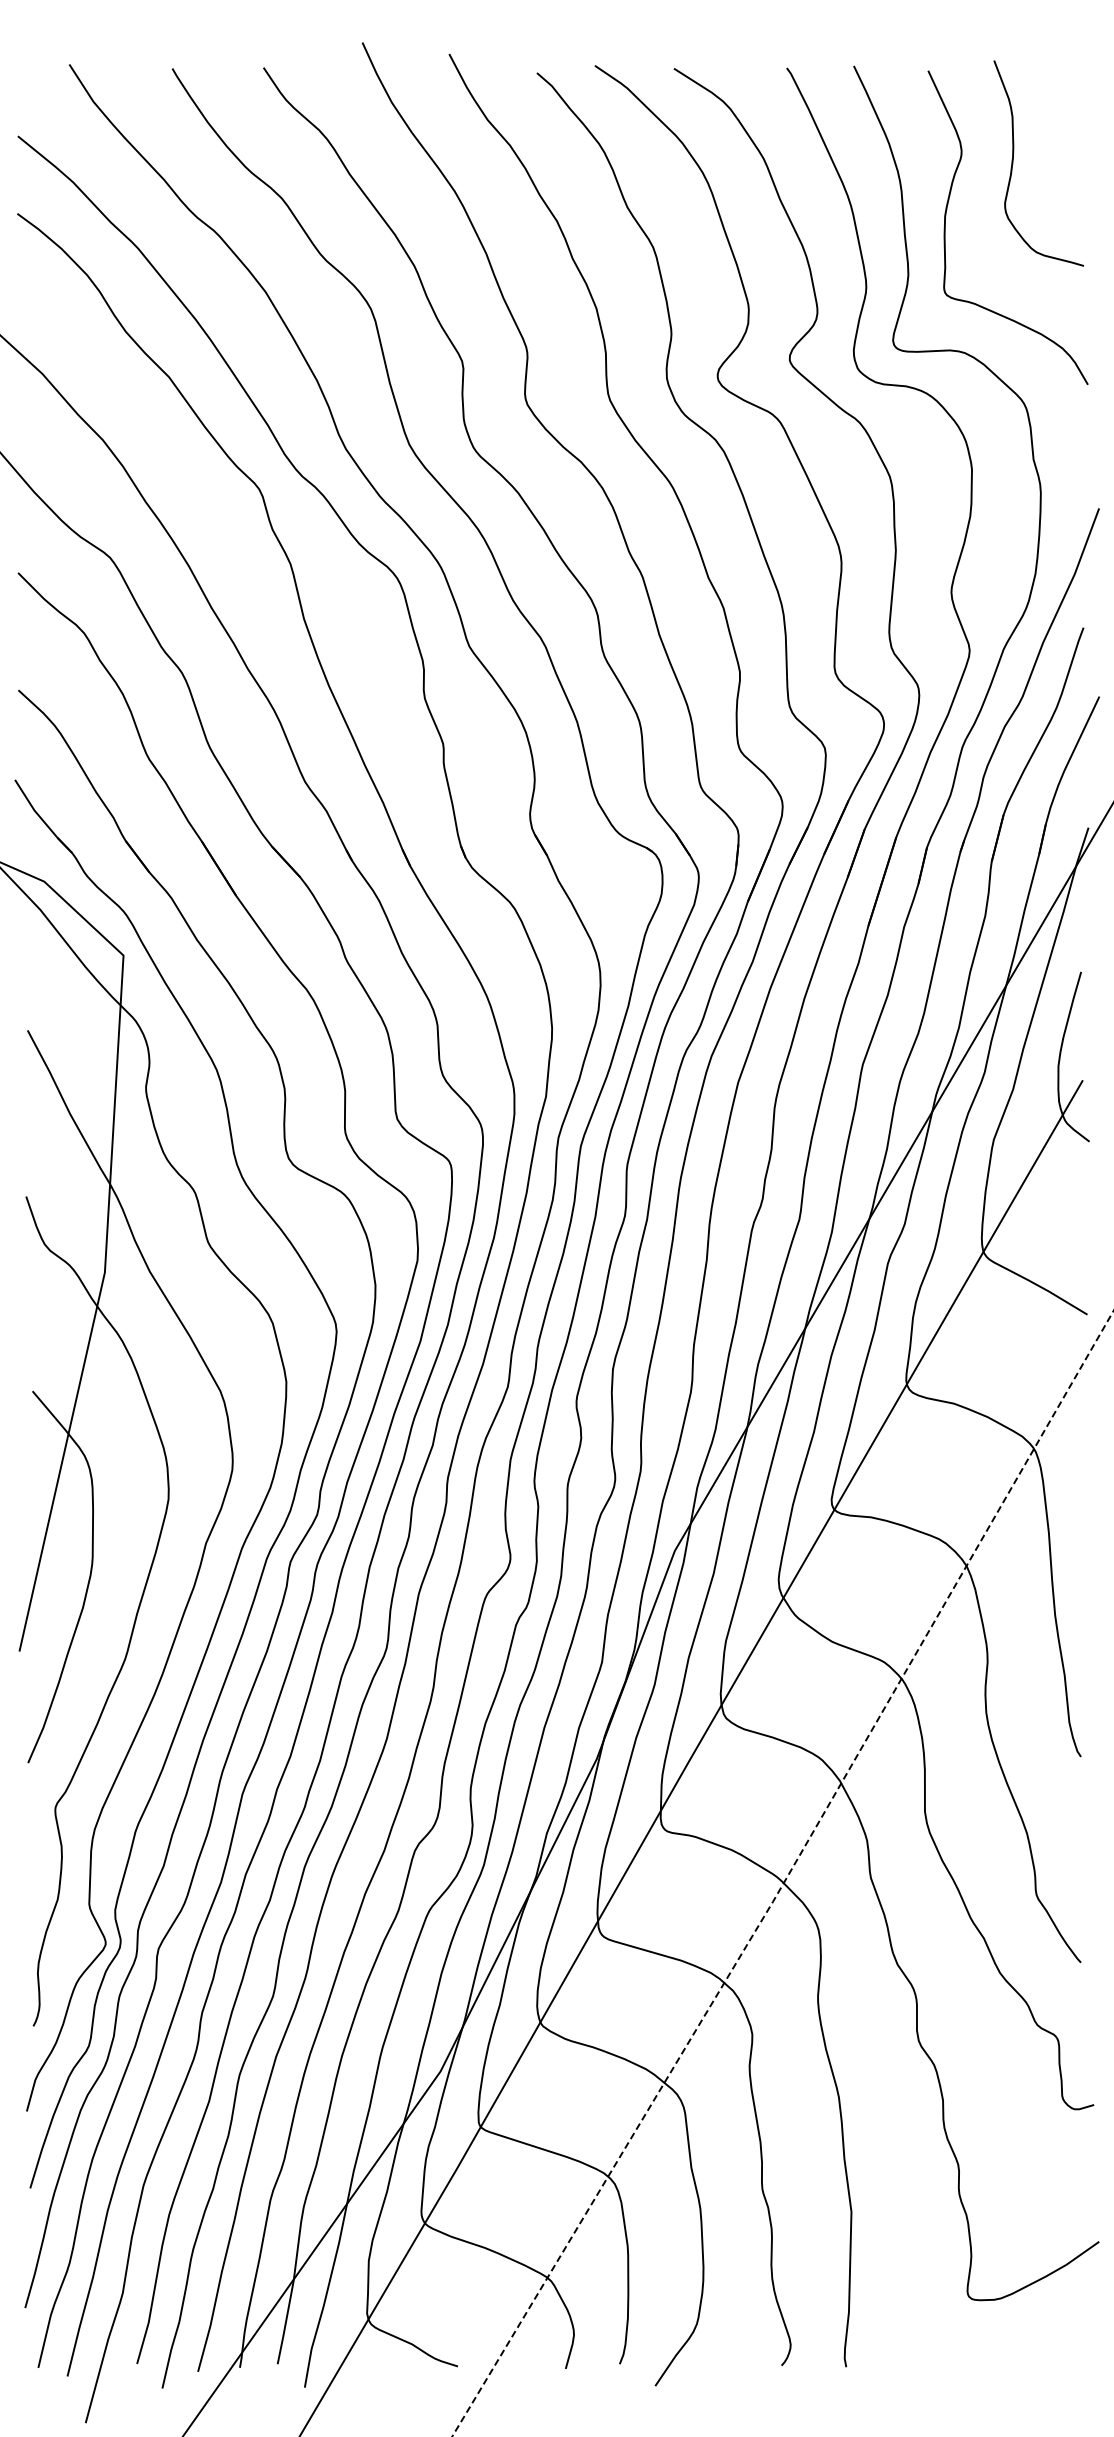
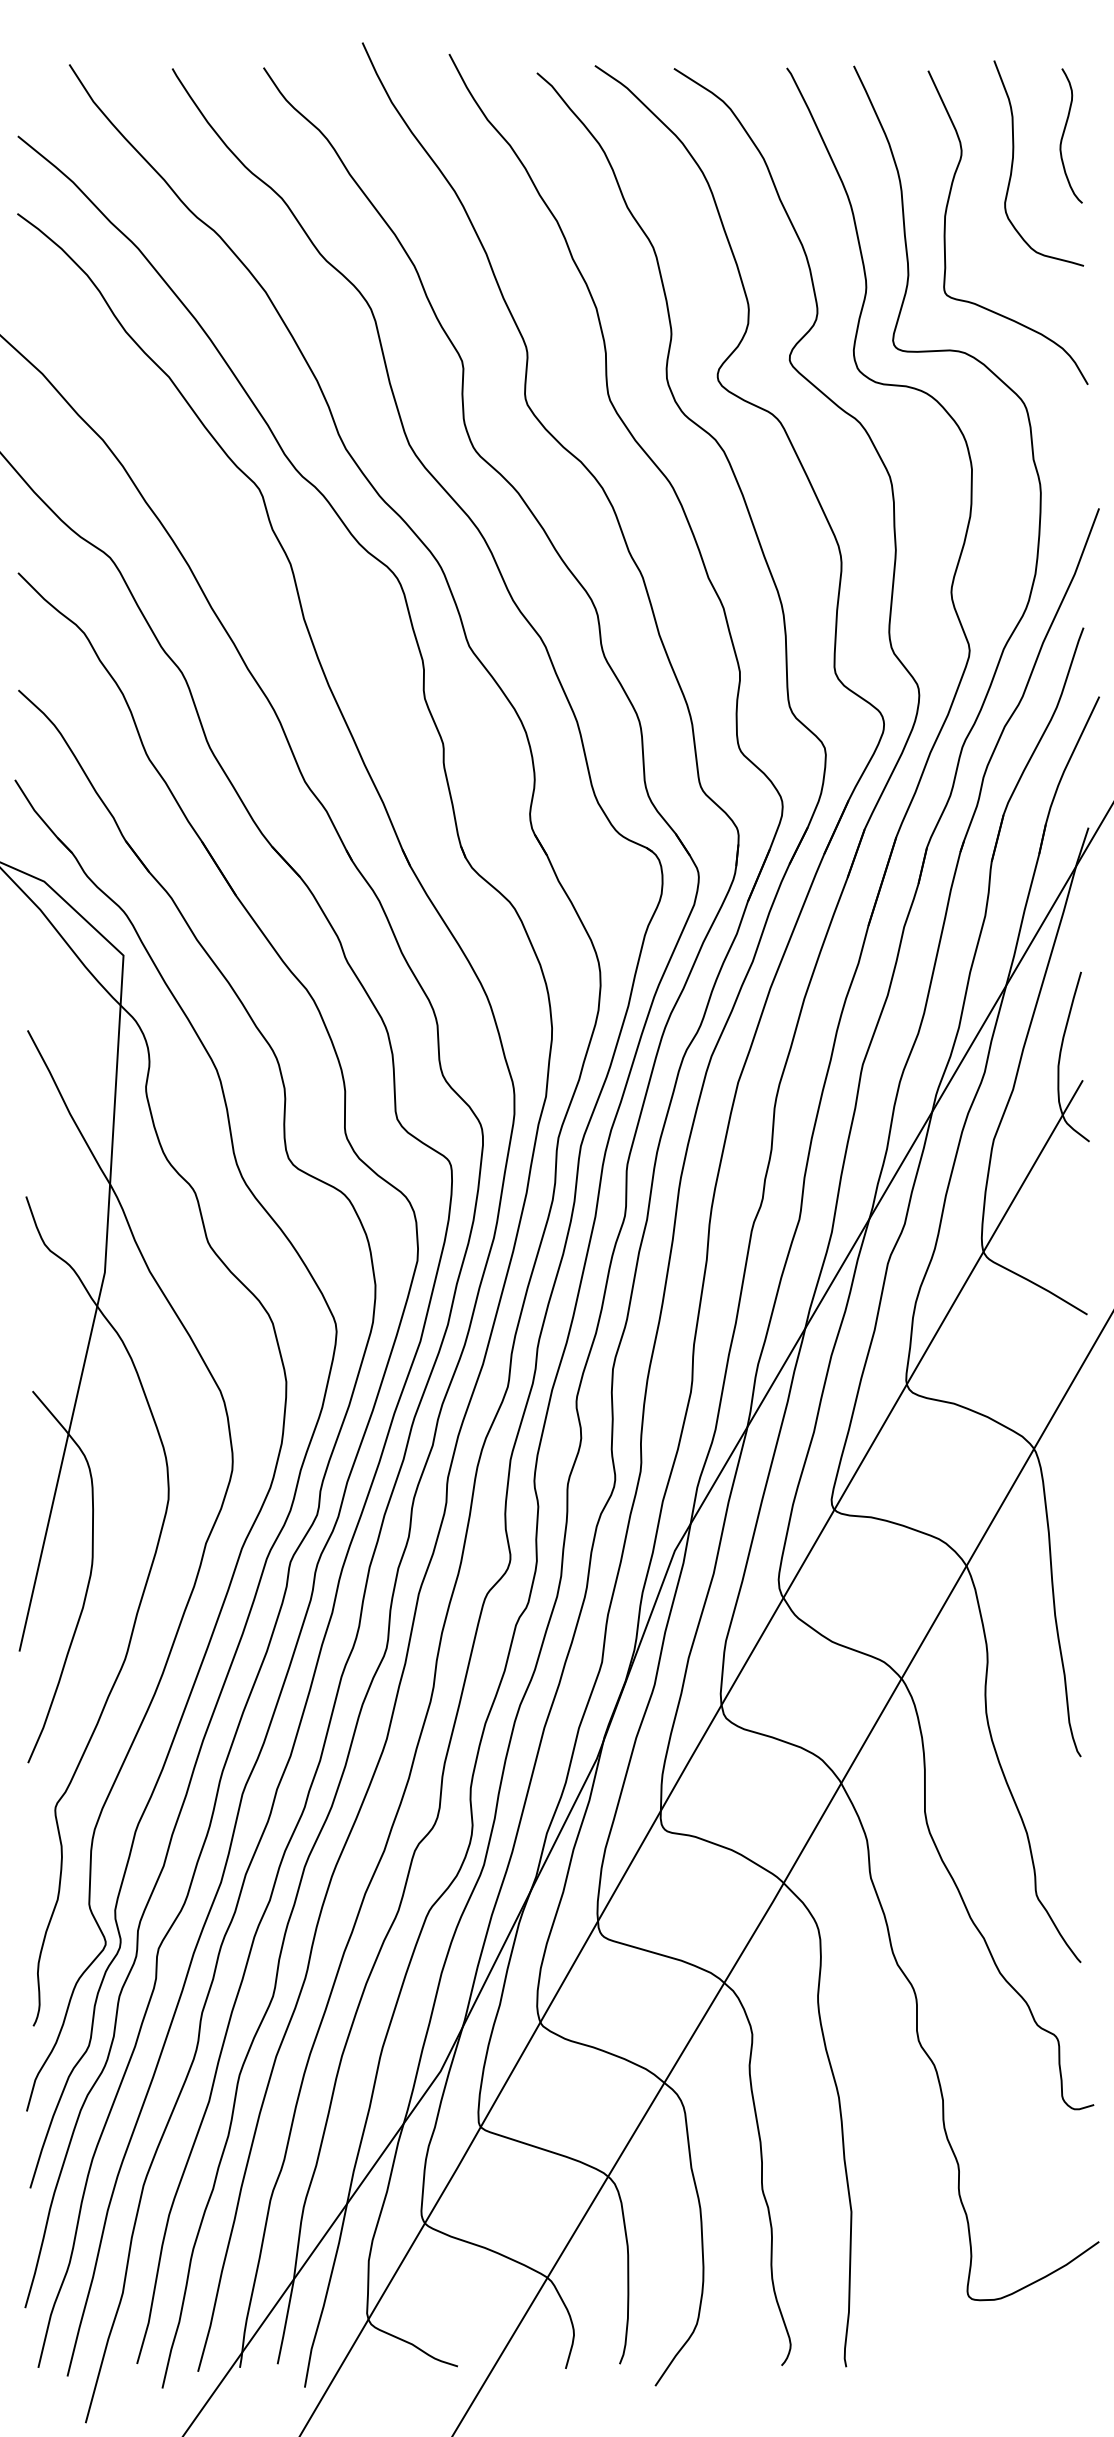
curve: none -> present (1064, 134)
line: dashed -> solid (787, 1876)
